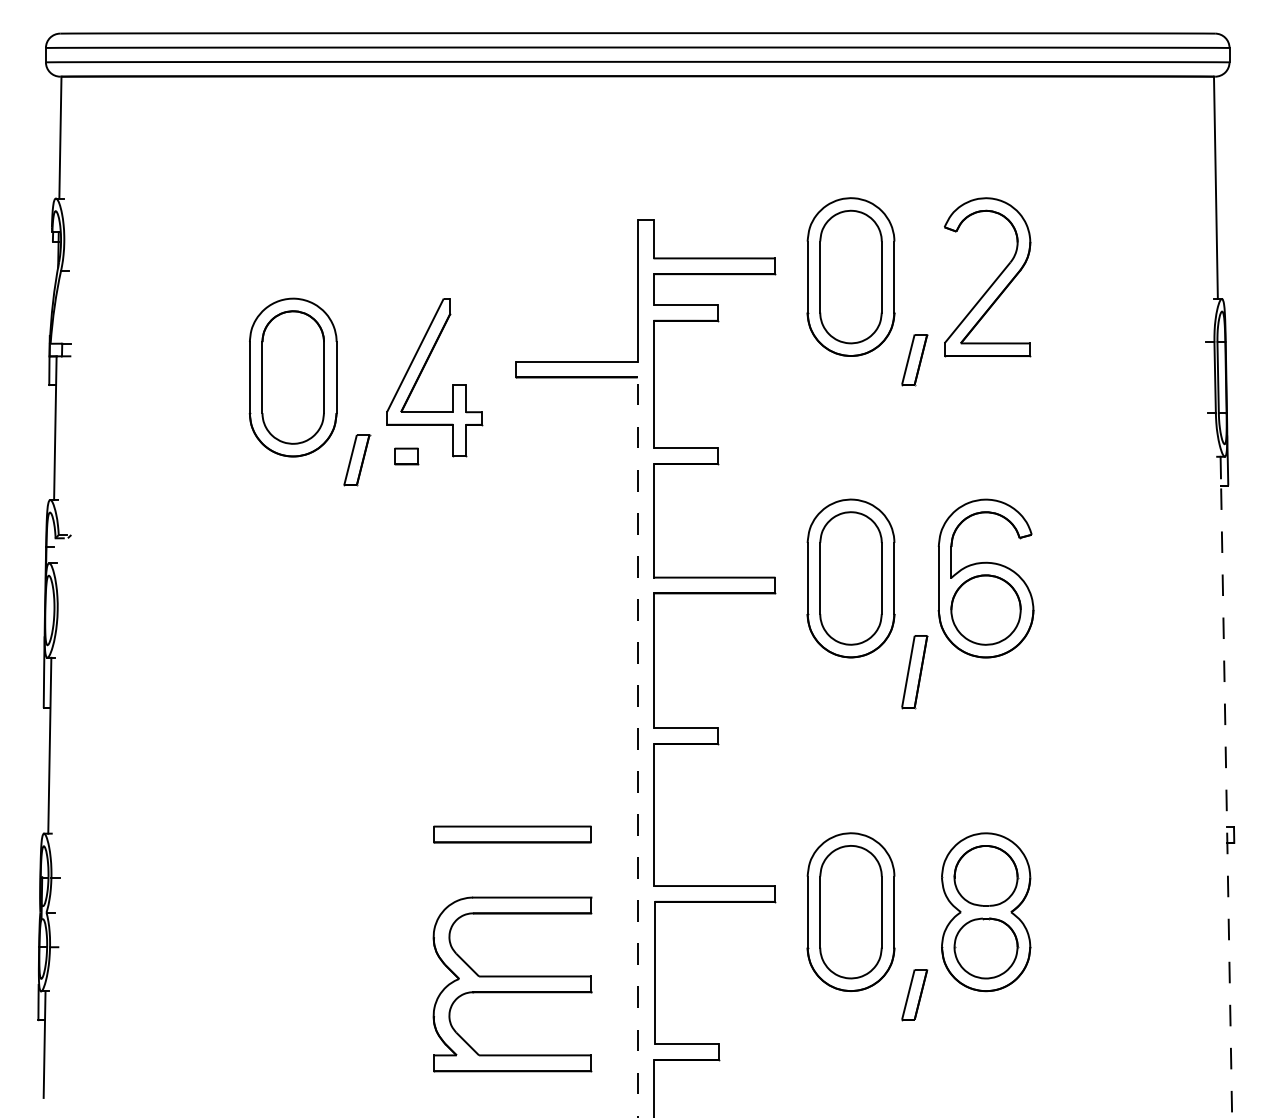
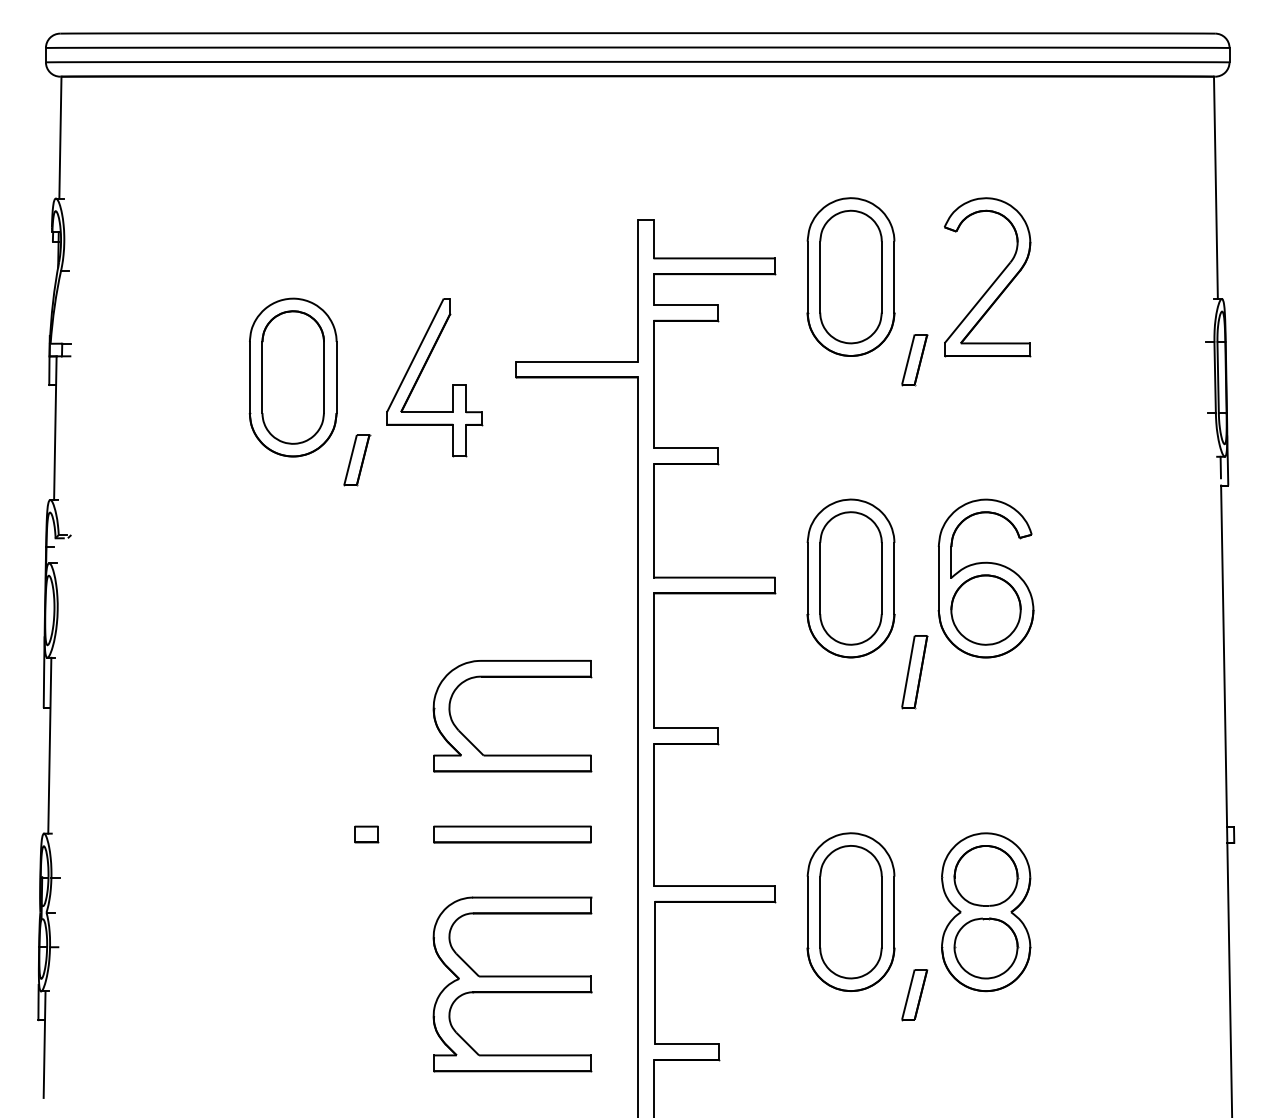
part position: (406, 456) -> (366, 834) (366, 834)
line: dashed -> solid (637, 747)
part: none -> present (512, 754)
line: dashed -> solid (1226, 801)
